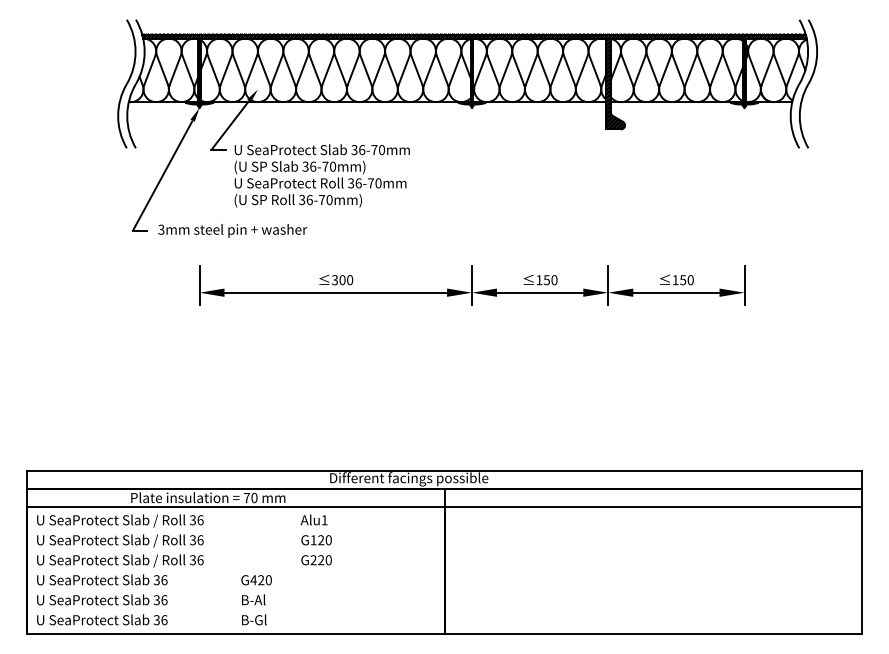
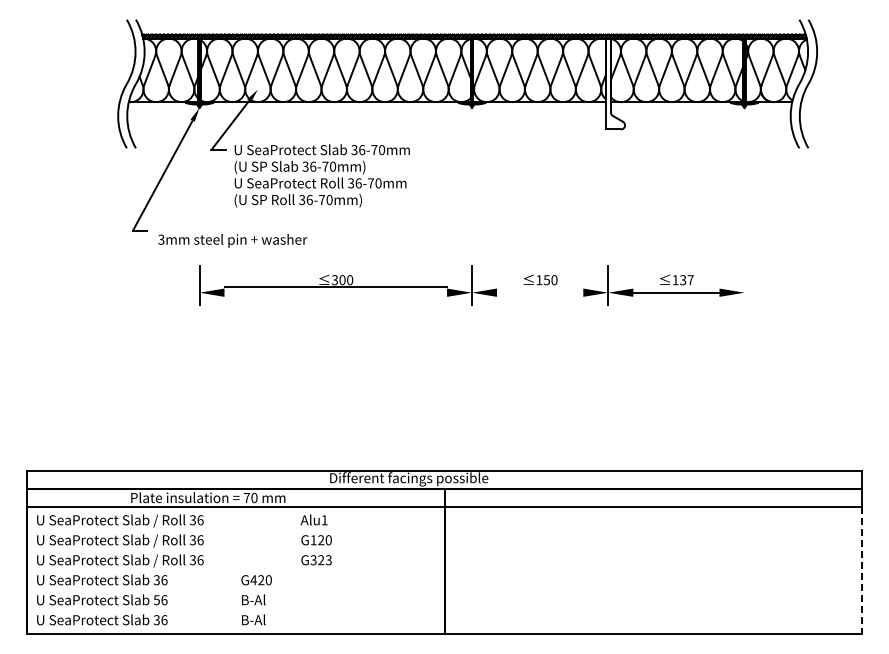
hatch: present -> none (615, 83)
text position: (232, 230) -> (232, 240) (232, 240)
text: 150 -> 137 (686, 280)
line: present -> none (744, 285)
line position: (335, 292) -> (335, 286) (335, 286)
line: present -> none (540, 292)
text: G220 -> G323 (320, 560)
line: solid -> dashed (862, 570)
text: 36 -> 56 (156, 599)
text: B-Gl -> B-Al (260, 619)
